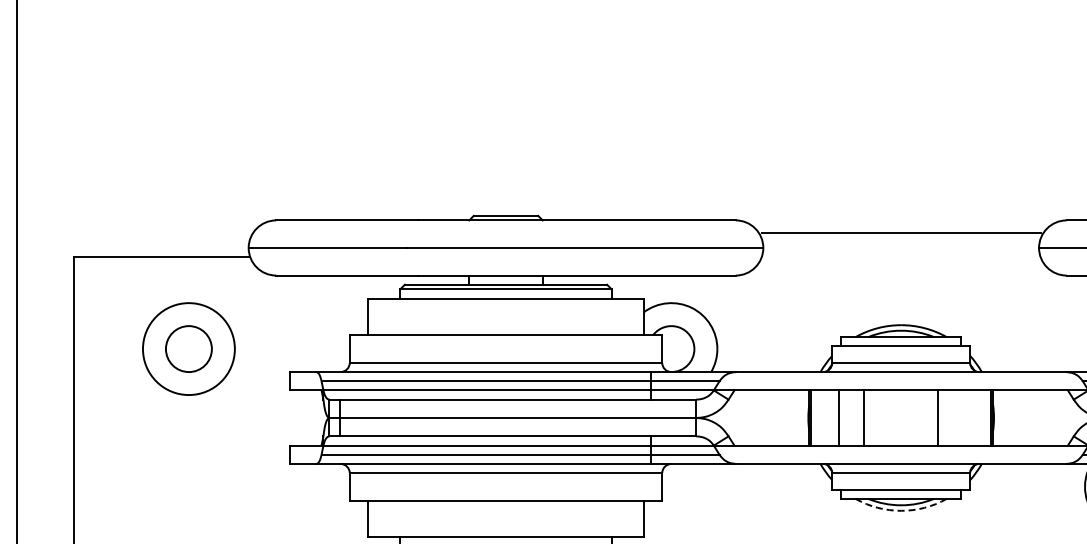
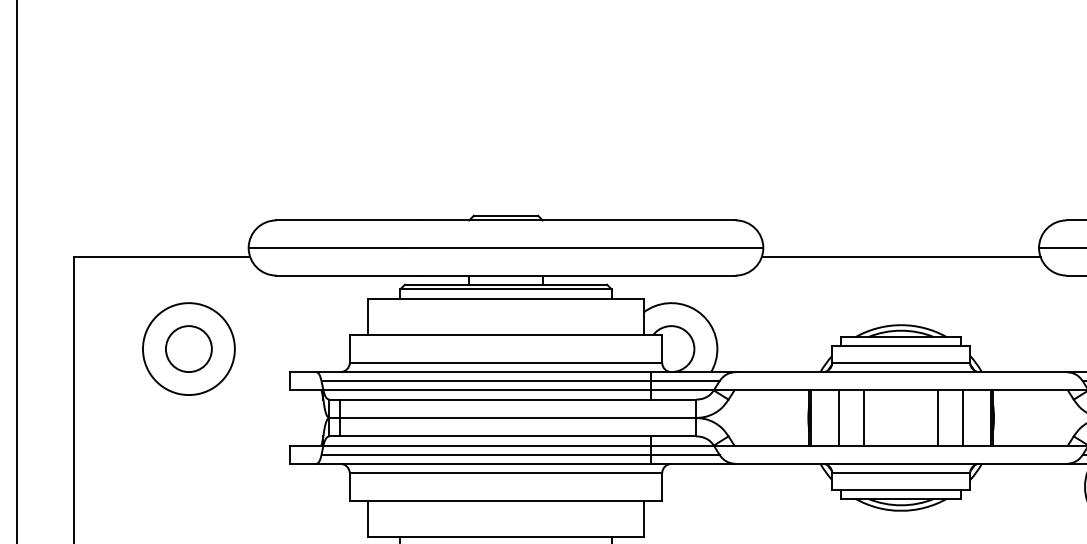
line position: (900, 233) -> (900, 257) (900, 257)
line: none -> present (963, 417)
arc: dashed -> solid (901, 510)
